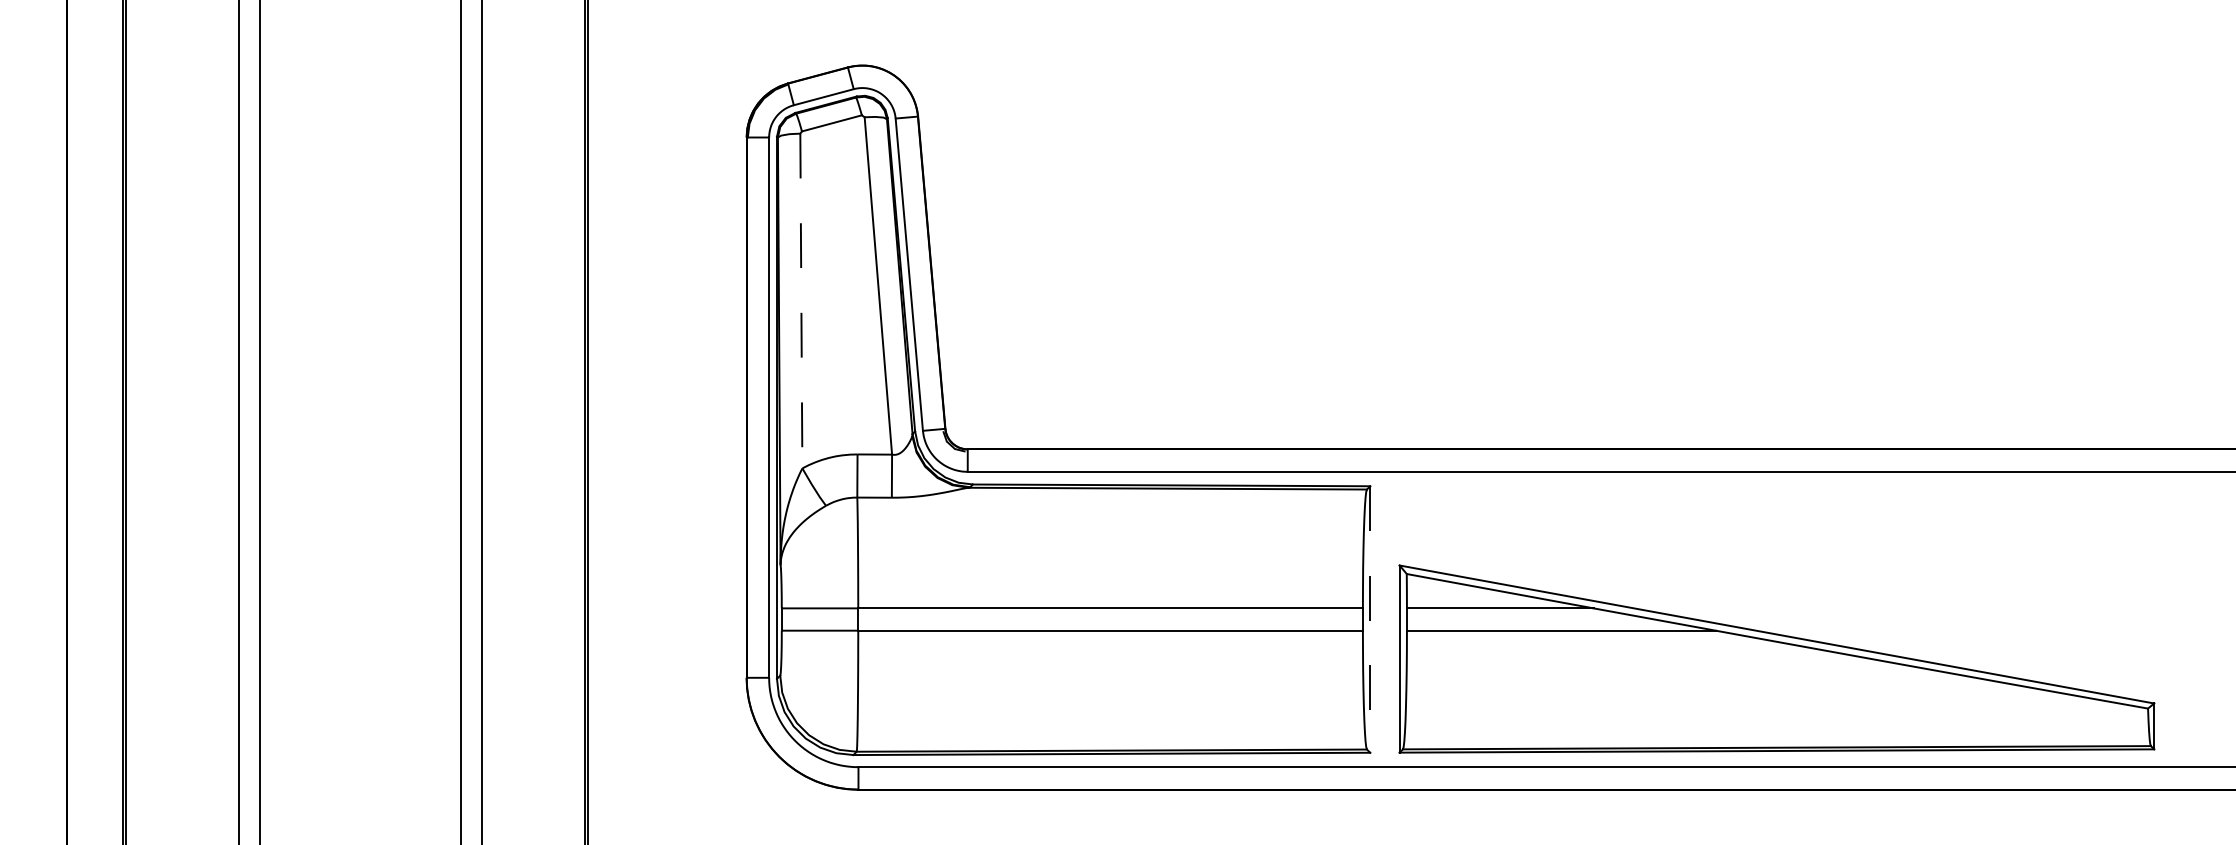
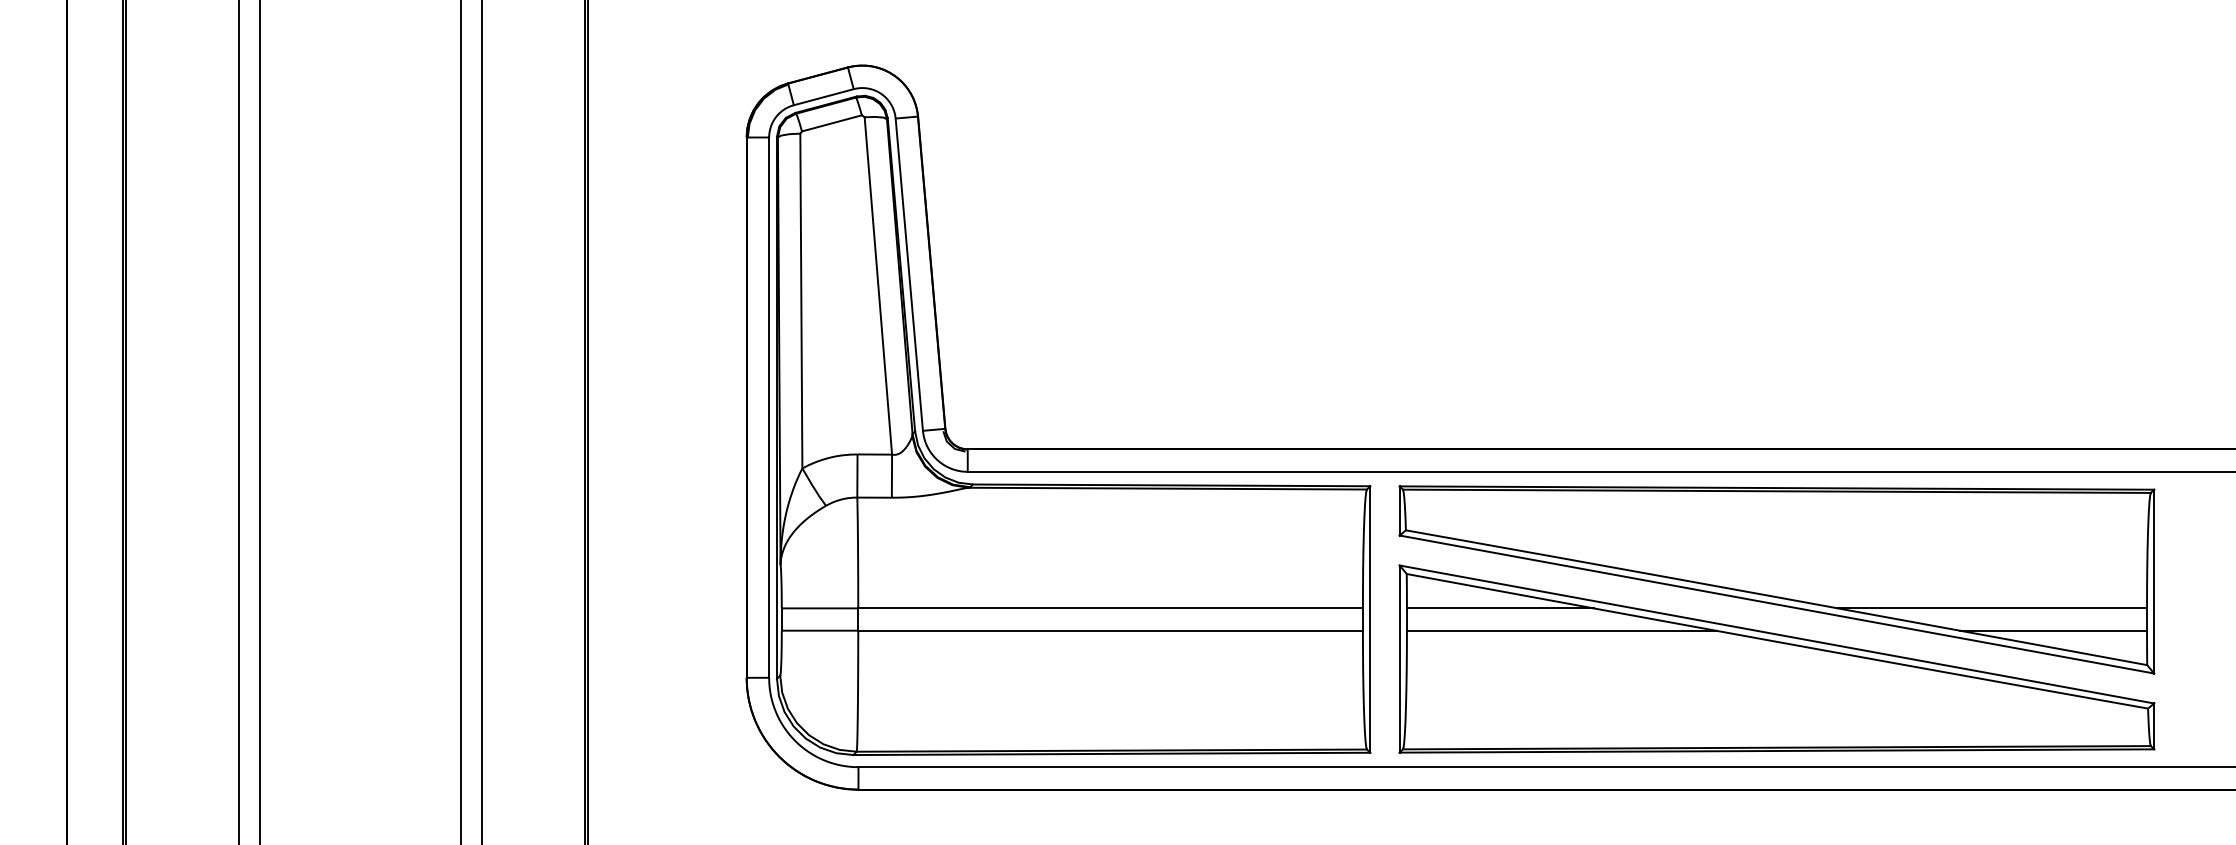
line: dashed -> solid (801, 301)
part: none -> present (1776, 579)
line: dashed -> solid (1370, 620)
